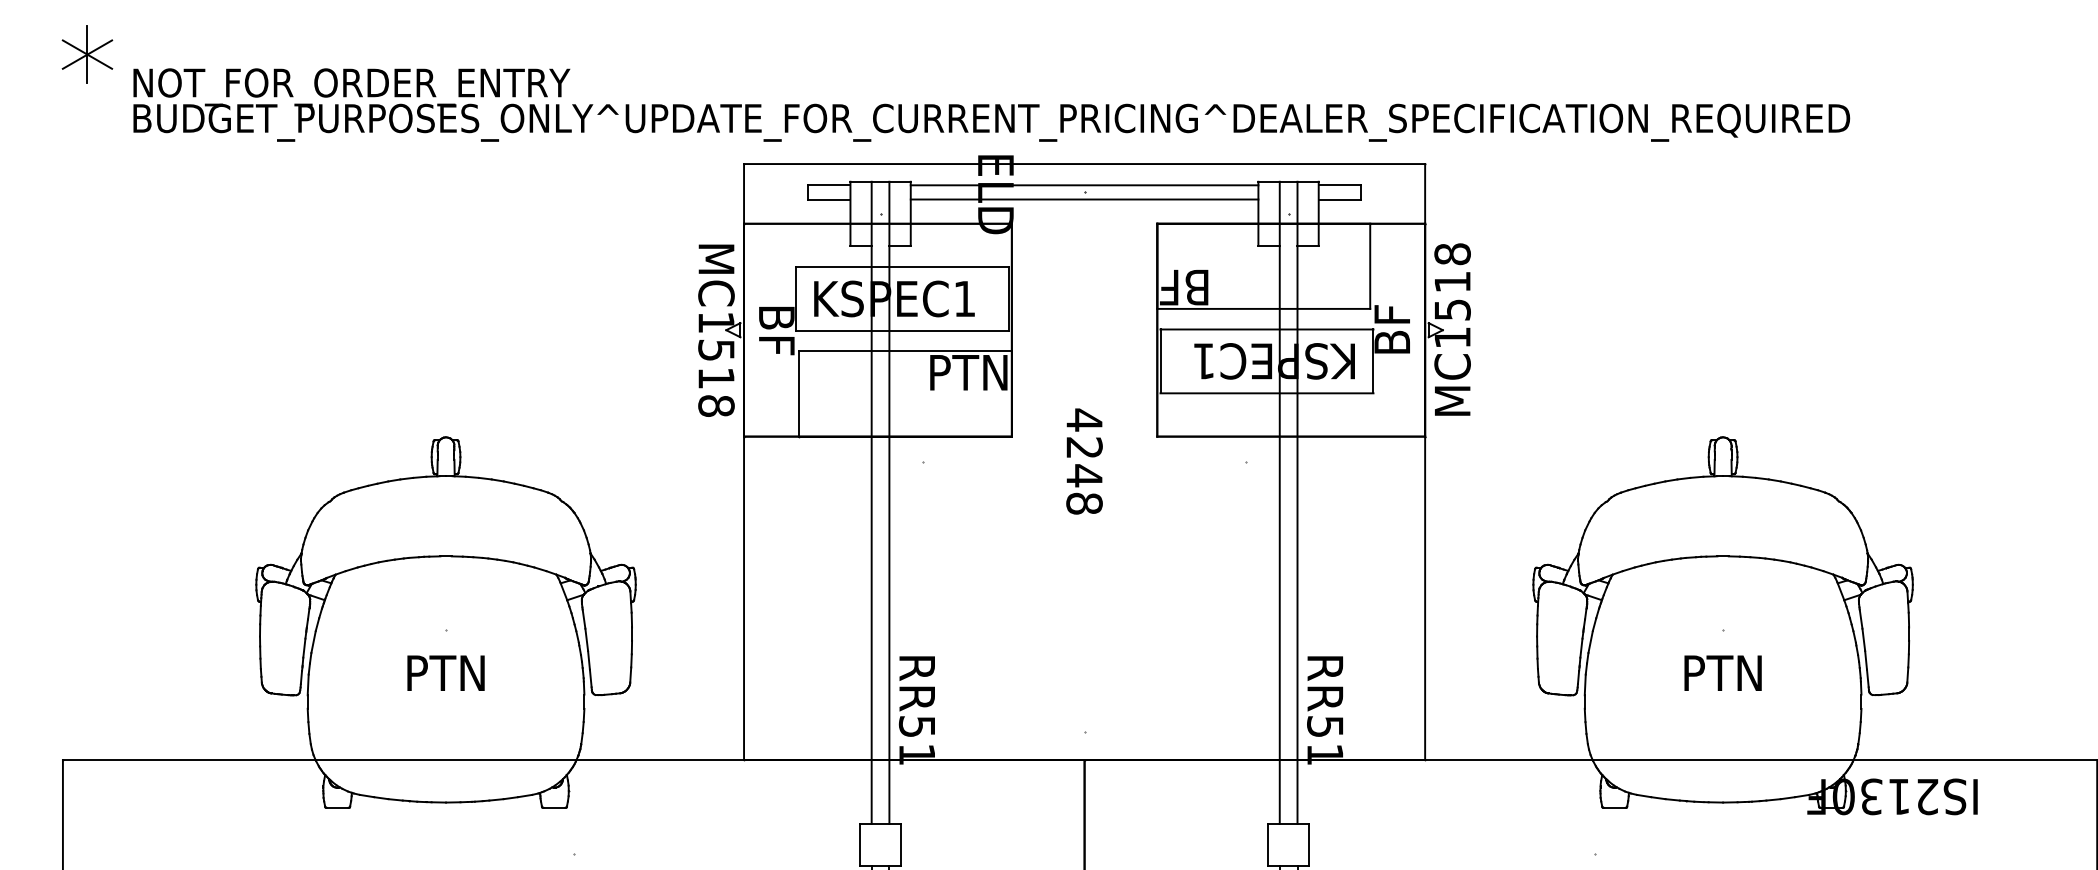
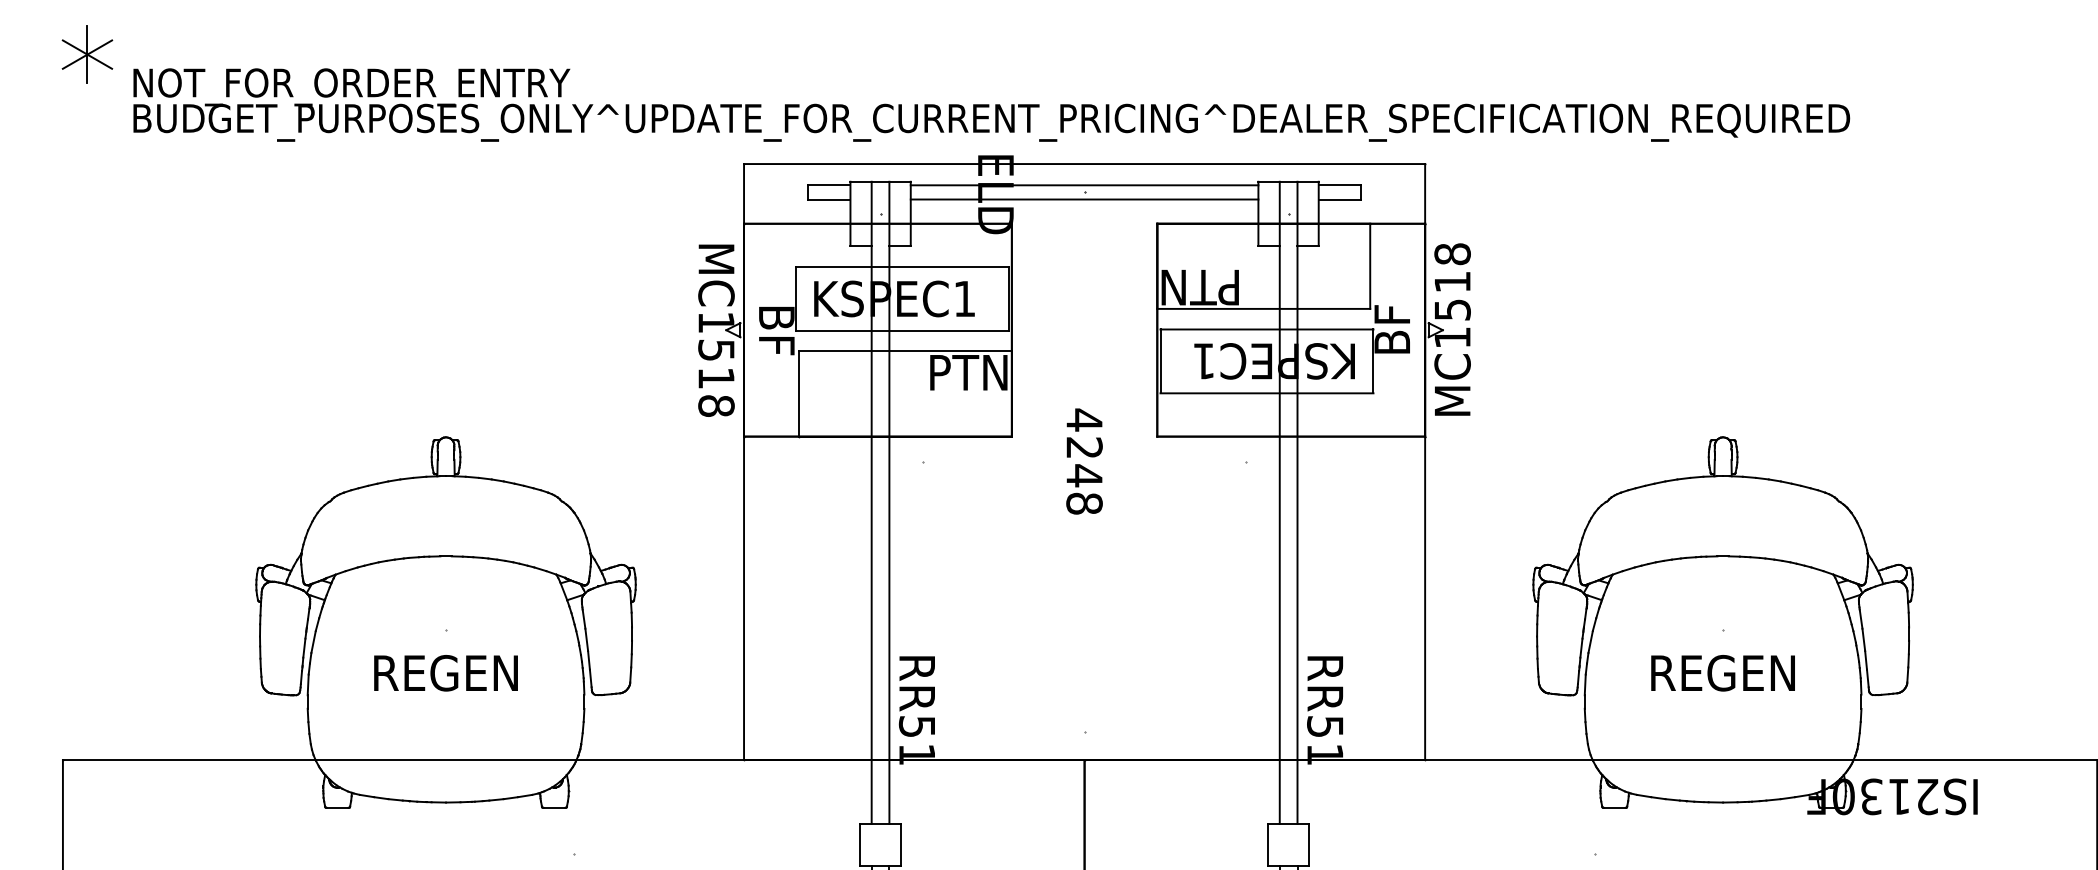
text: BF -> PTN (1199, 287)
text: PTN -> REGEN (445, 672)
text: PTN -> REGEN (1722, 672)
